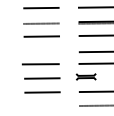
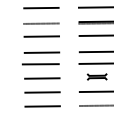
line: none -> present (41, 52)
part position: (85, 76) -> (96, 76) (96, 76)
line: none -> present (42, 106)
